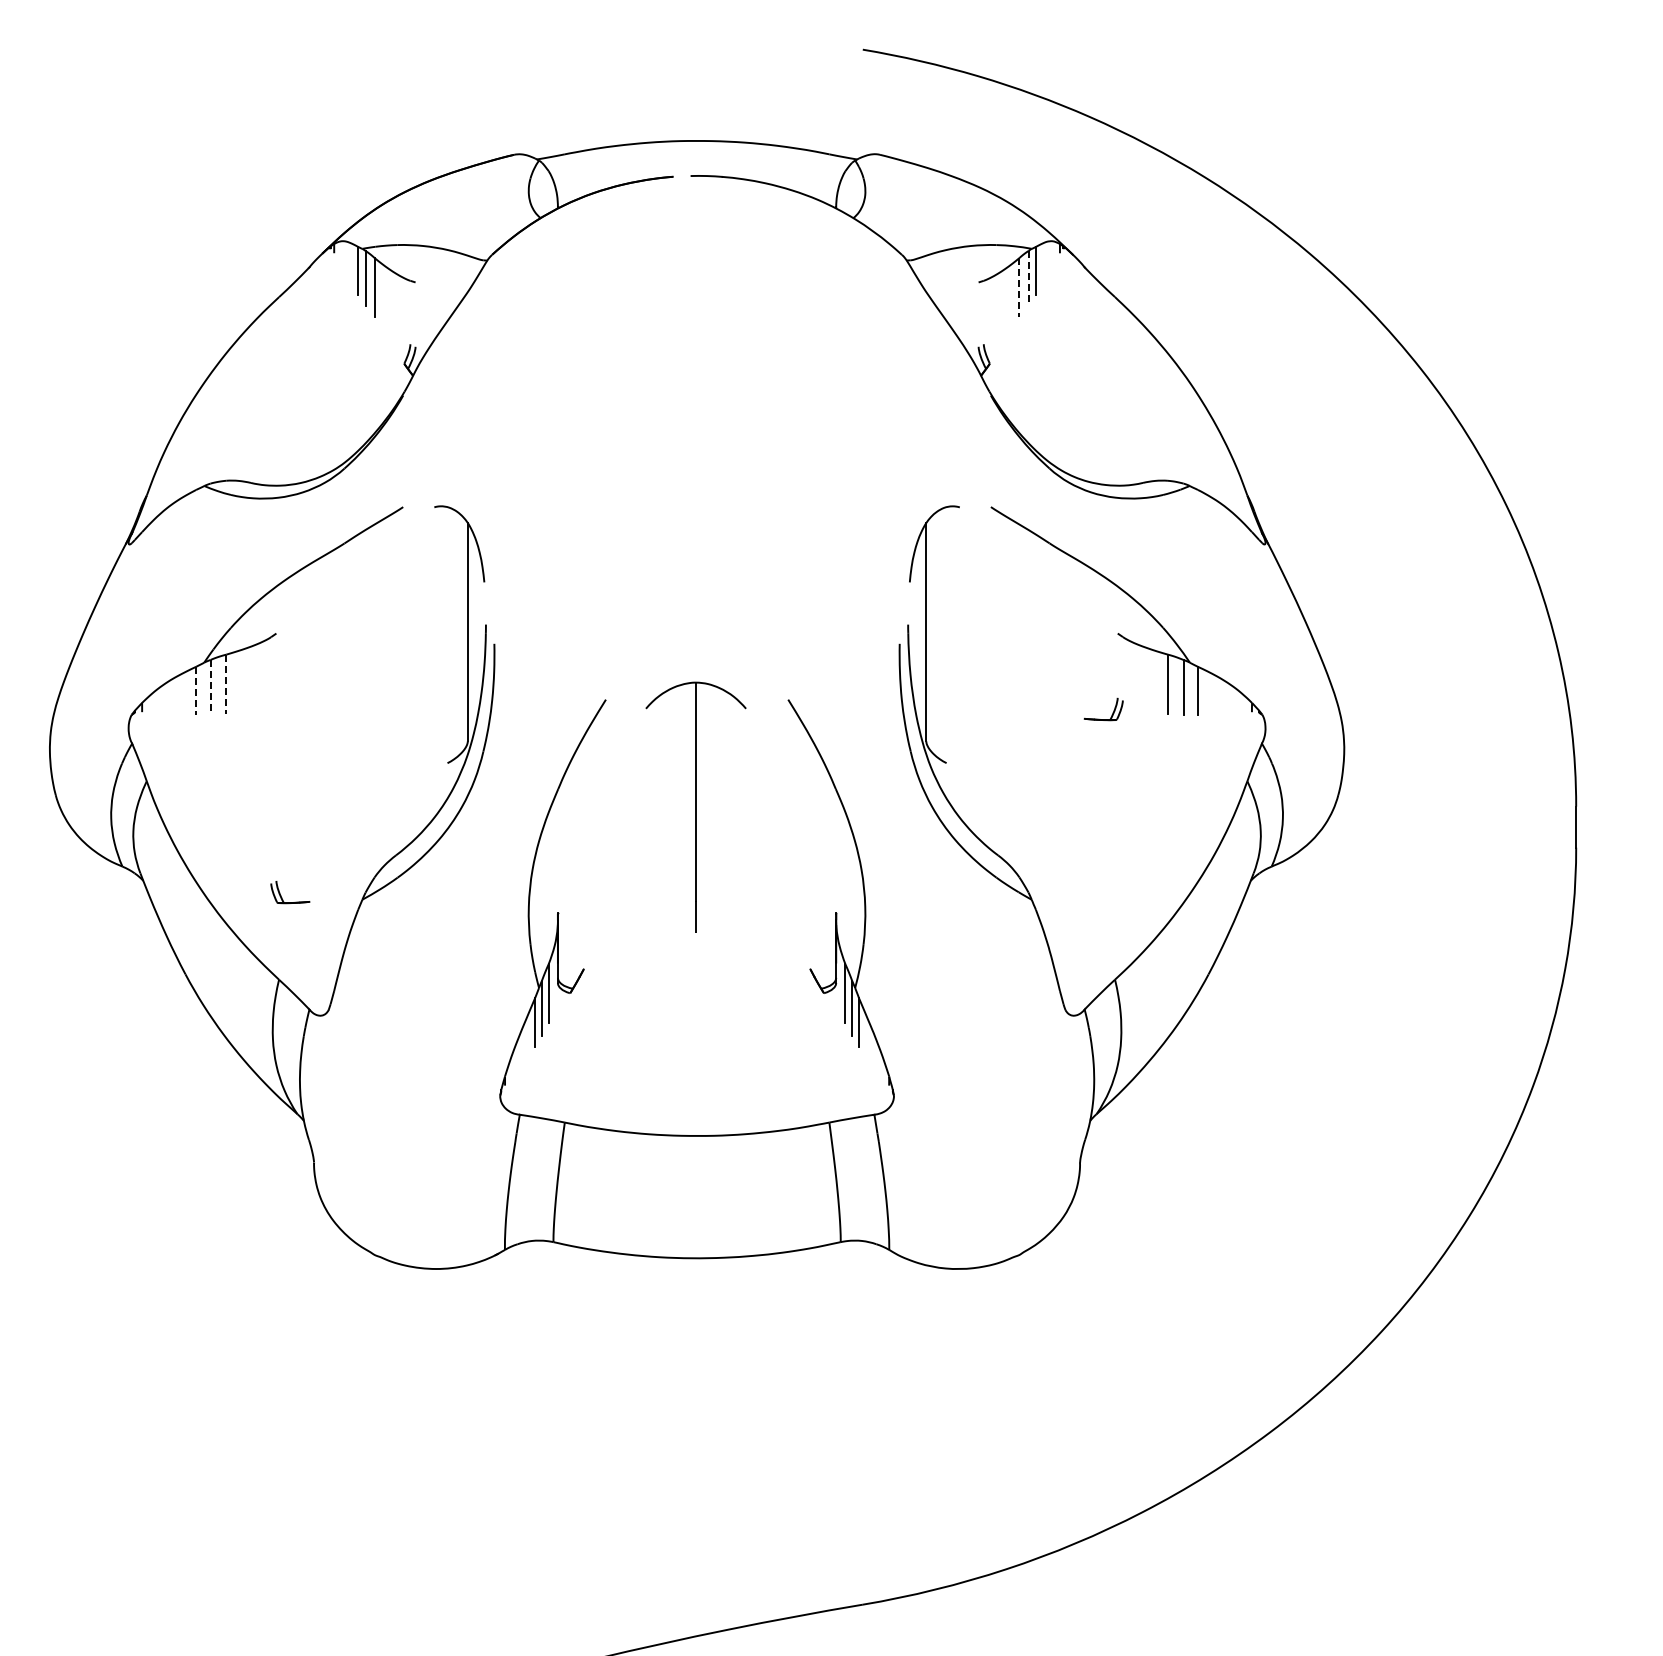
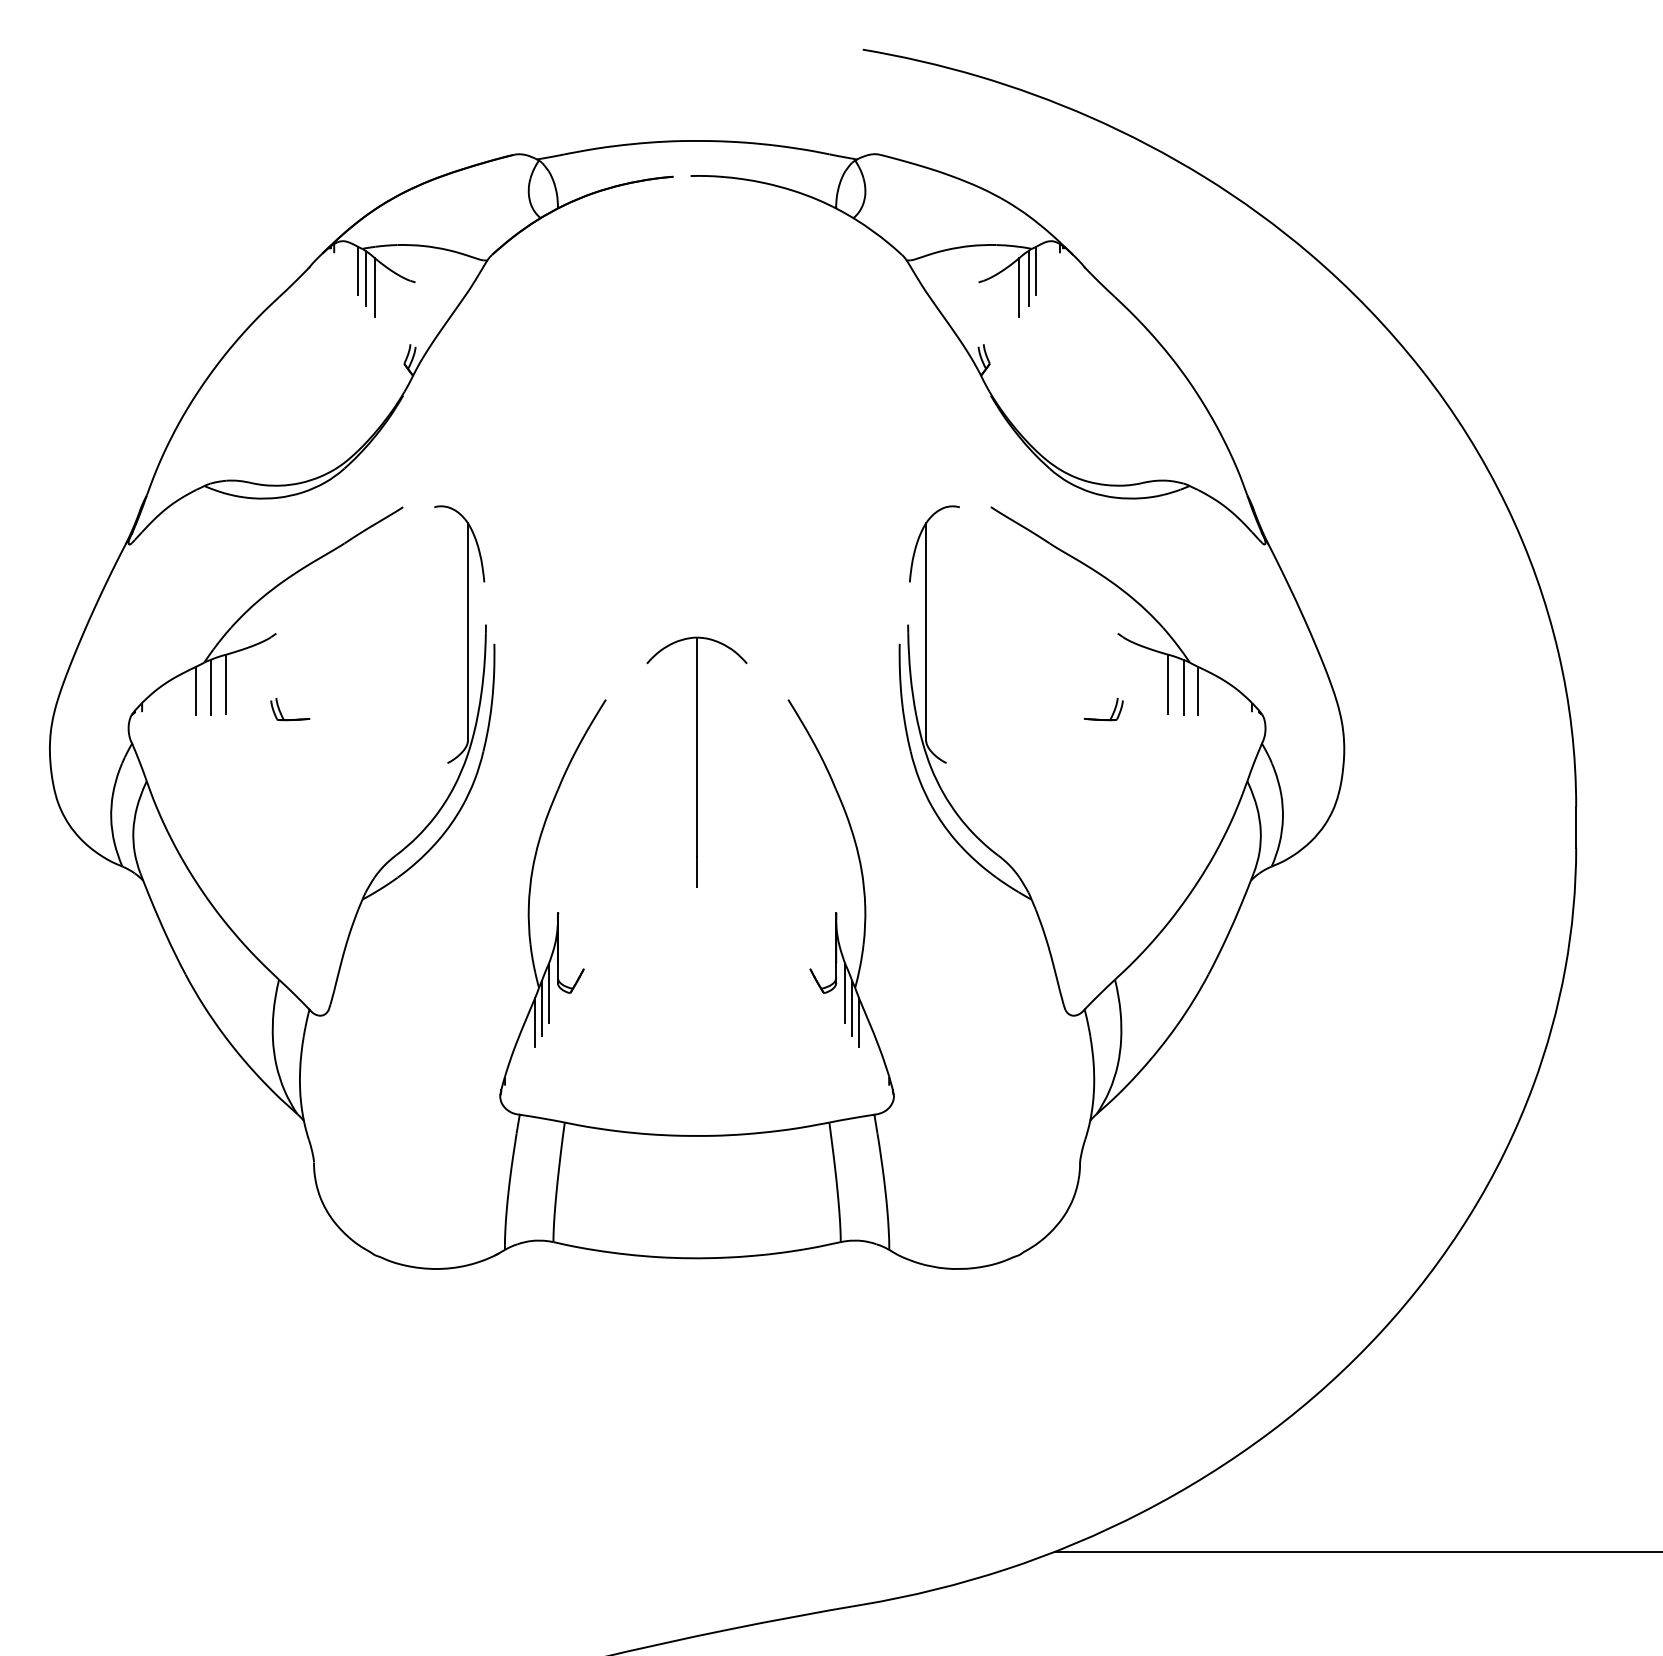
line: dashed -> solid (1028, 278)
line: dashed -> solid (1019, 287)
line: dashed -> solid (226, 684)
line: dashed -> solid (210, 687)
line: dashed -> solid (196, 691)
part position: (695, 806) -> (696, 761) (696, 761)
part position: (282, 897) -> (282, 714) (282, 714)
line: none -> present (1357, 1551)
